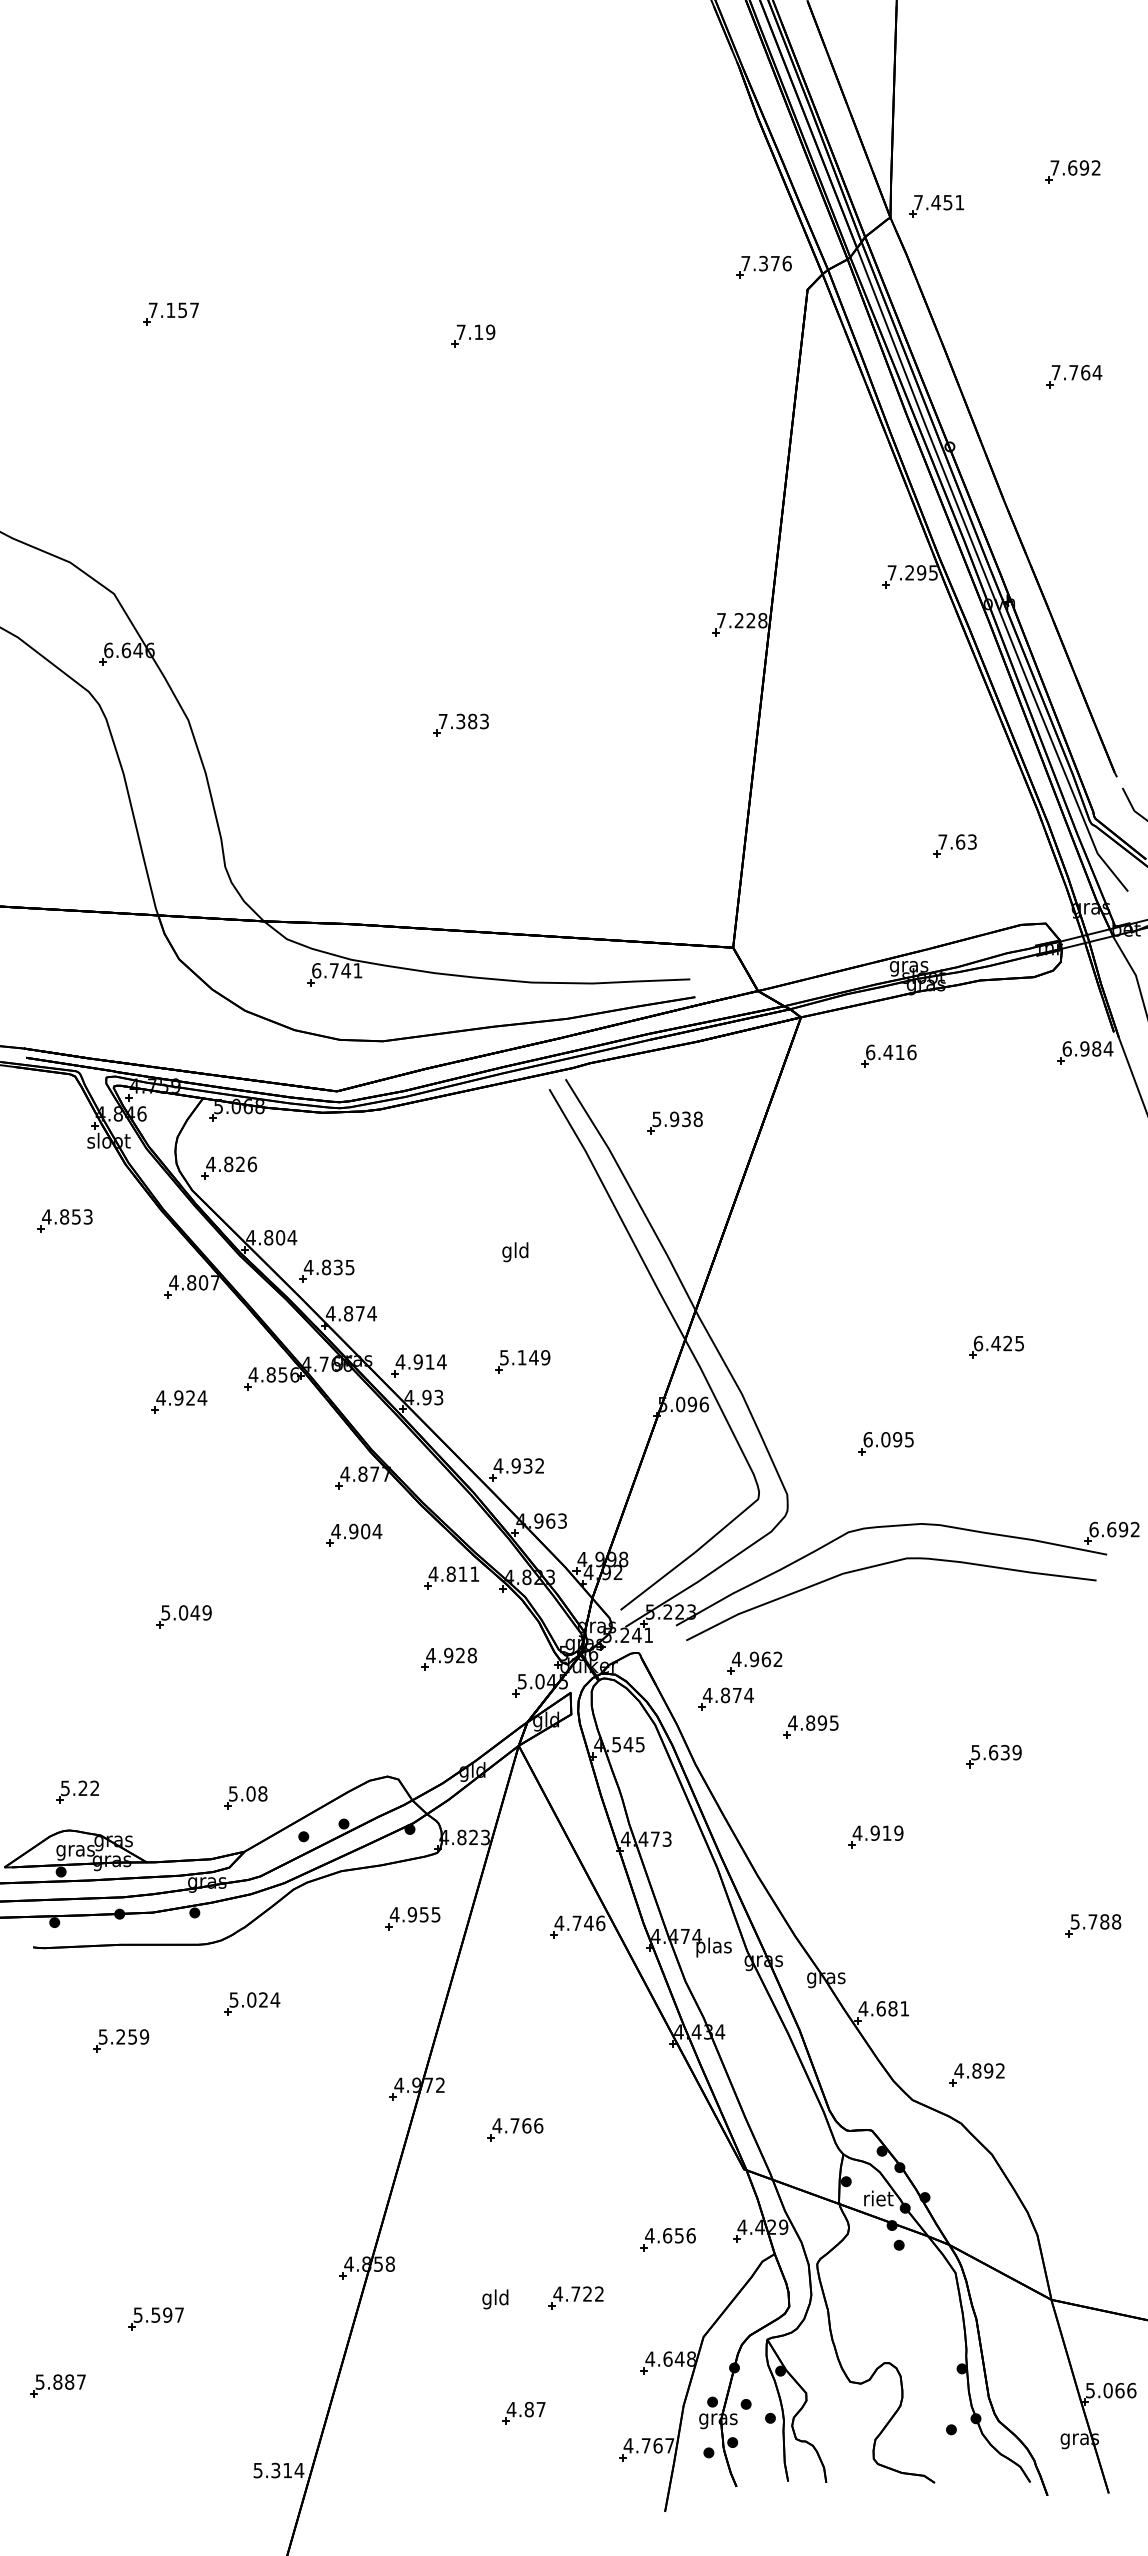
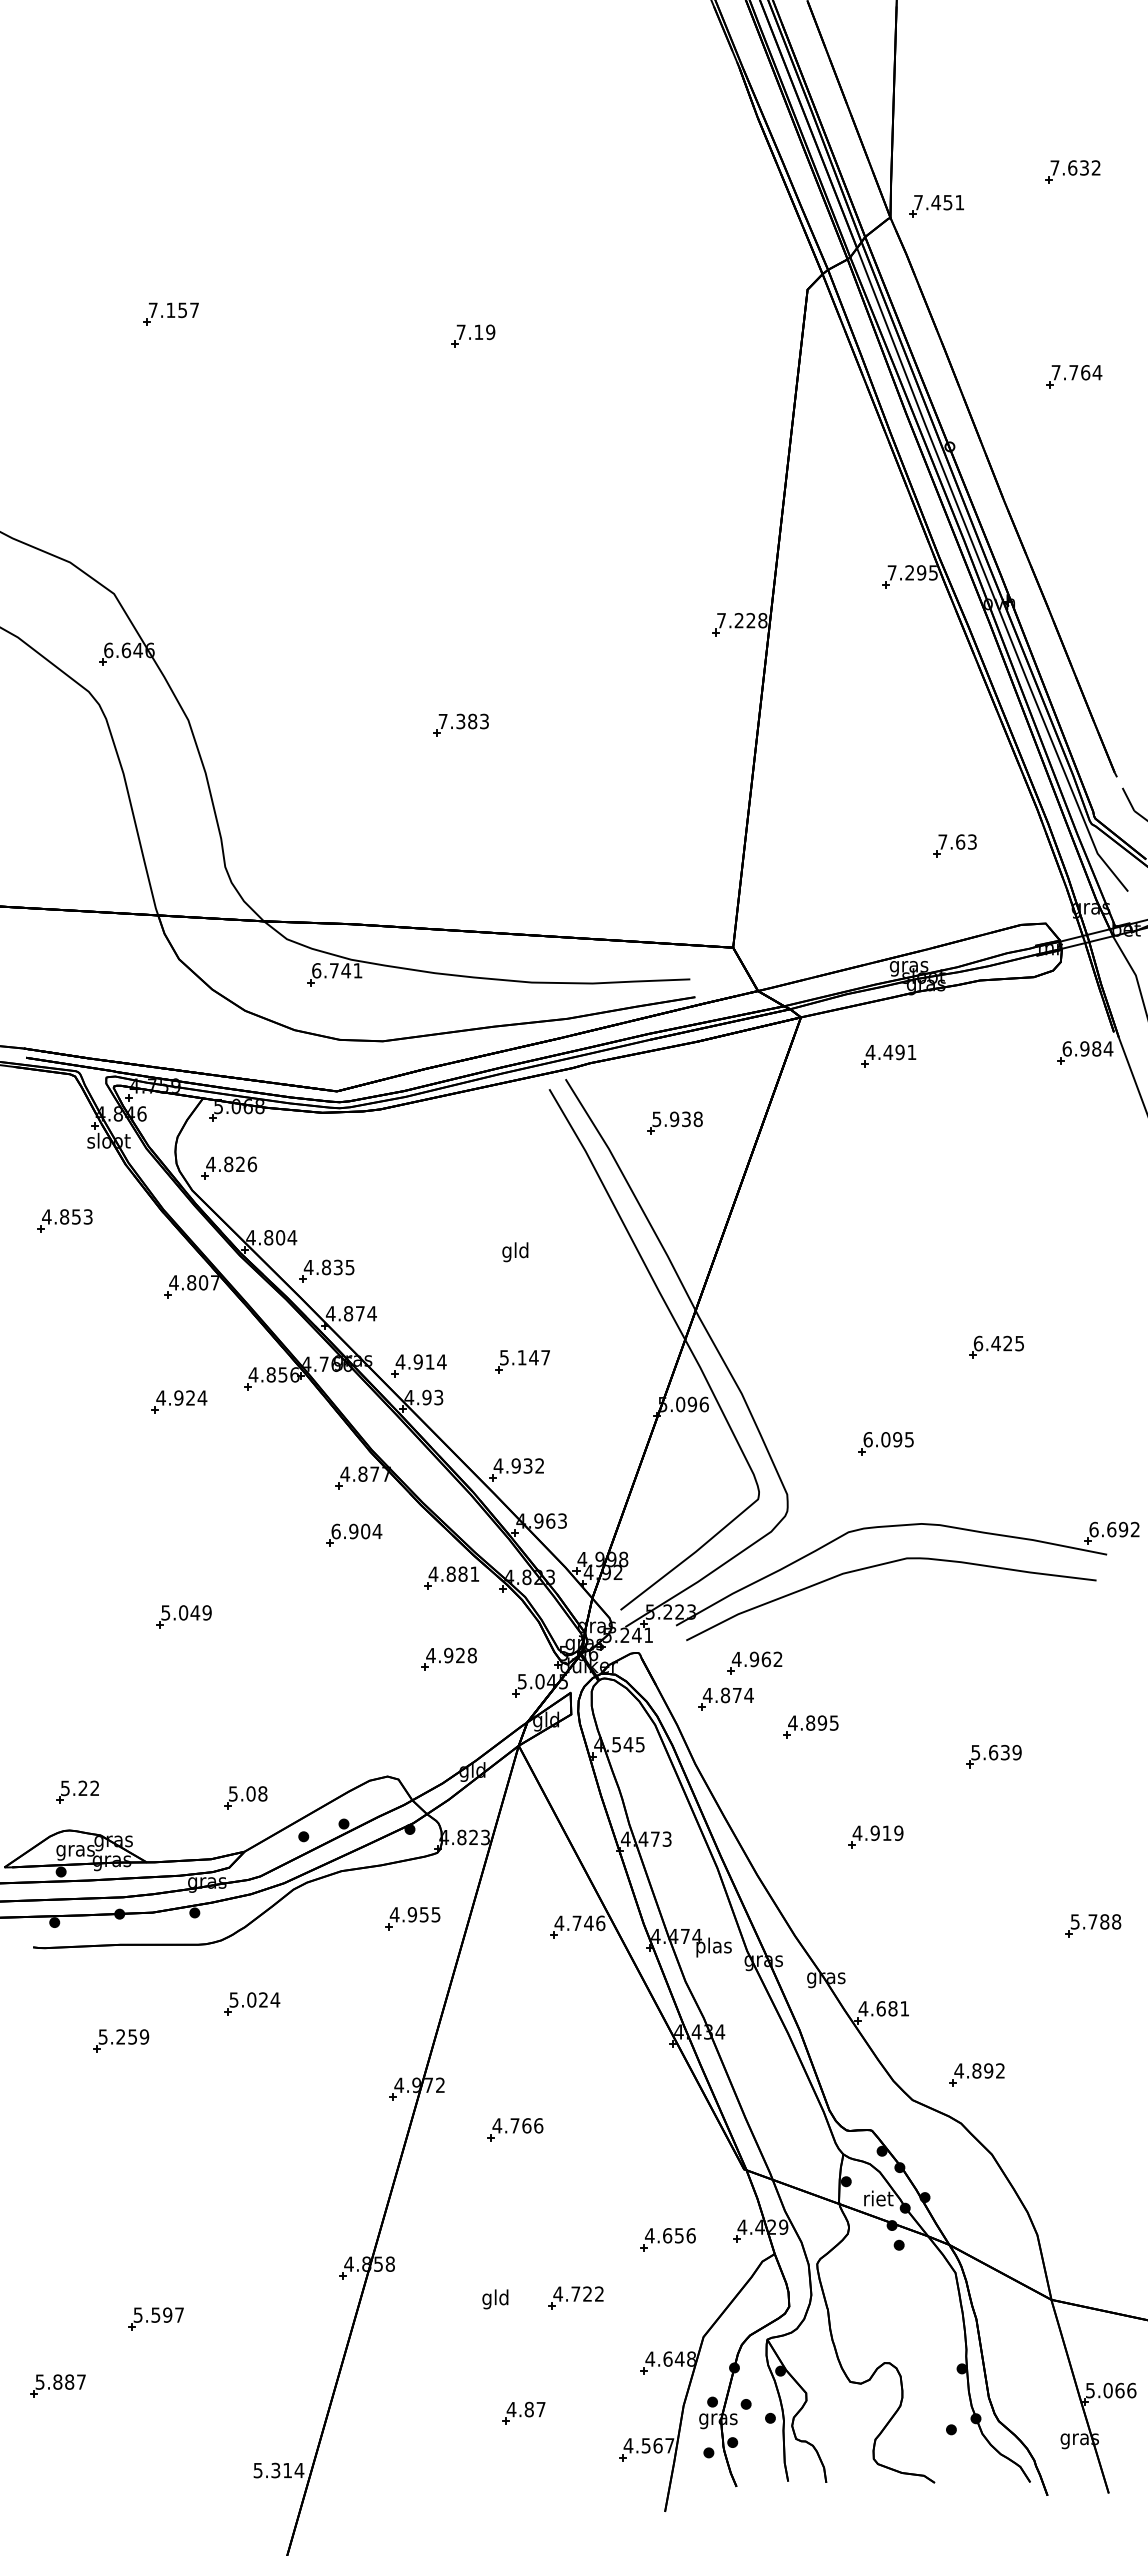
text: 7.692 -> 7.632 (1084, 167)
part: present -> none (763, 266)
text: 6.416 -> 4.491 (890, 1052)
text: 5.149 -> 5.147 (545, 1357)
text: 4.904 -> 6.904 (335, 1531)
text: 4.811 -> 4.881 (462, 1573)
text: 4.767 -> 4.567 (645, 2445)
